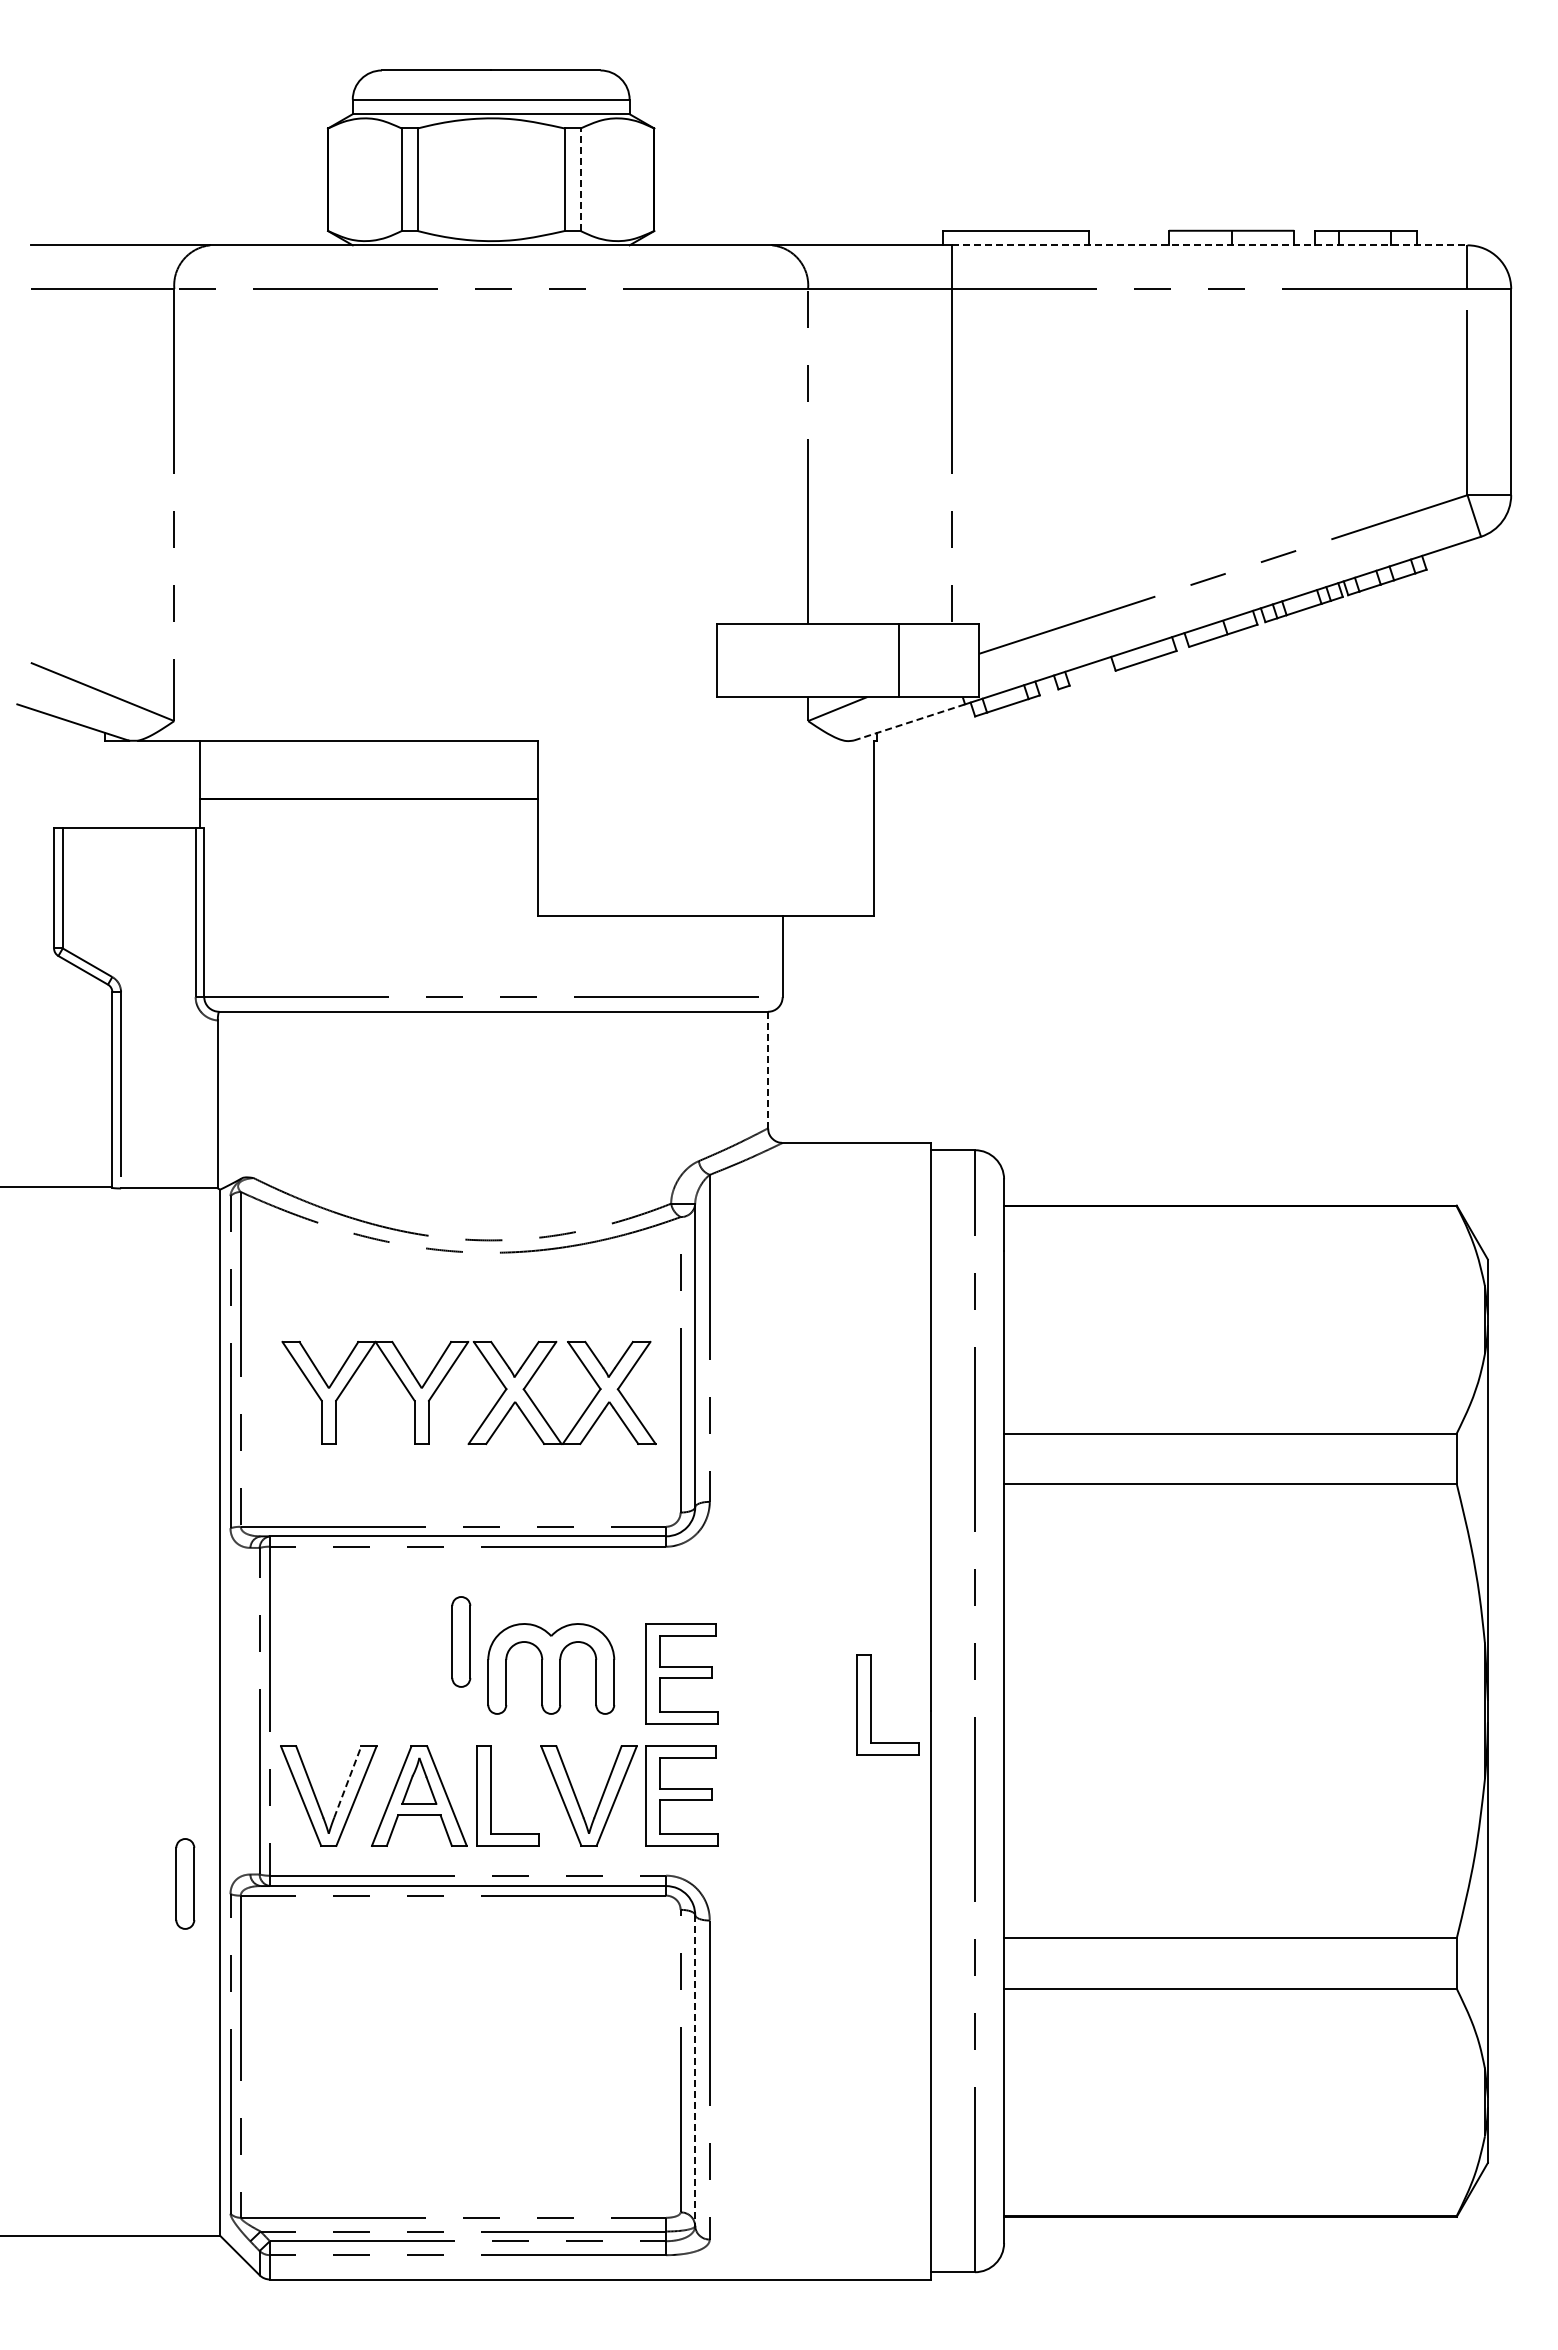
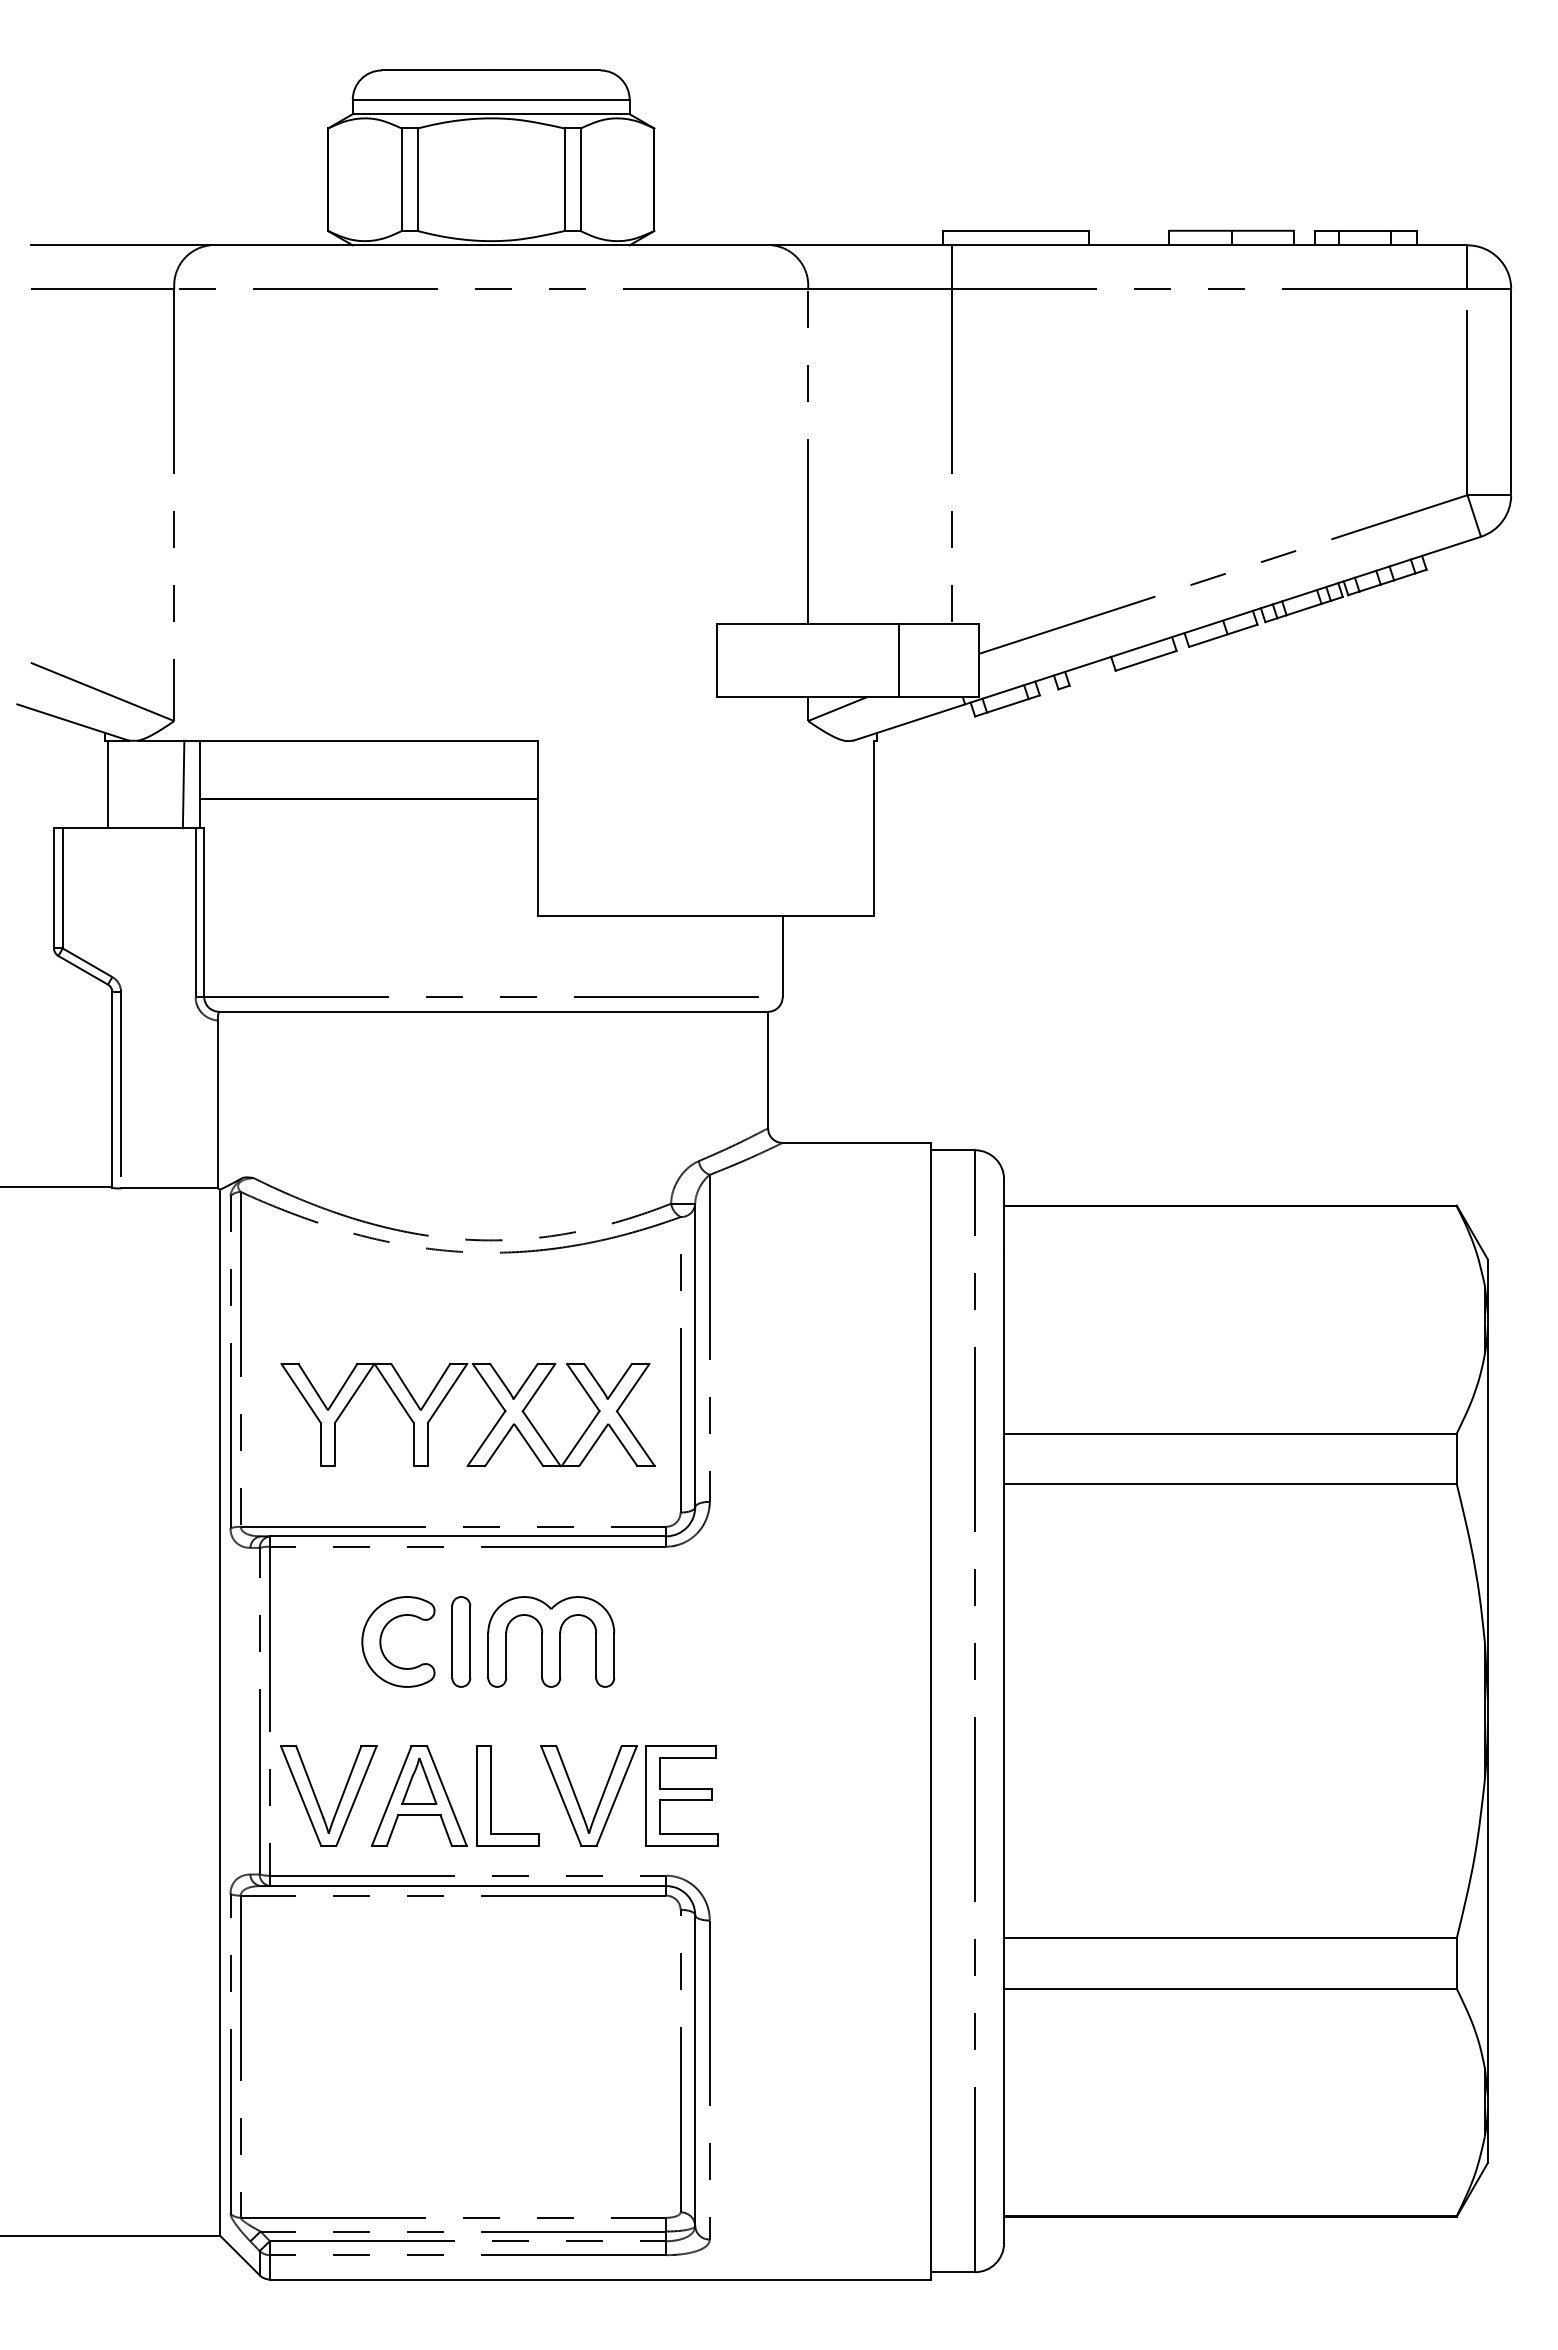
line: dashed -> solid (580, 179)
line: dashed -> solid (1209, 245)
line: dashed -> solid (909, 722)
line: none -> present (107, 784)
line: none -> present (183, 784)
line: dashed -> solid (768, 1069)
part position: (446, 1376) -> (445, 1398) (445, 1398)
part: none -> present (381, 1641)
part position: (551, 1668) -> (551, 1641) (551, 1641)
part: present -> none (681, 1673)
part: present -> none (871, 1704)
line: dashed -> solid (347, 1781)
part: present -> none (185, 1883)
line: dashed -> solid (695, 2071)
